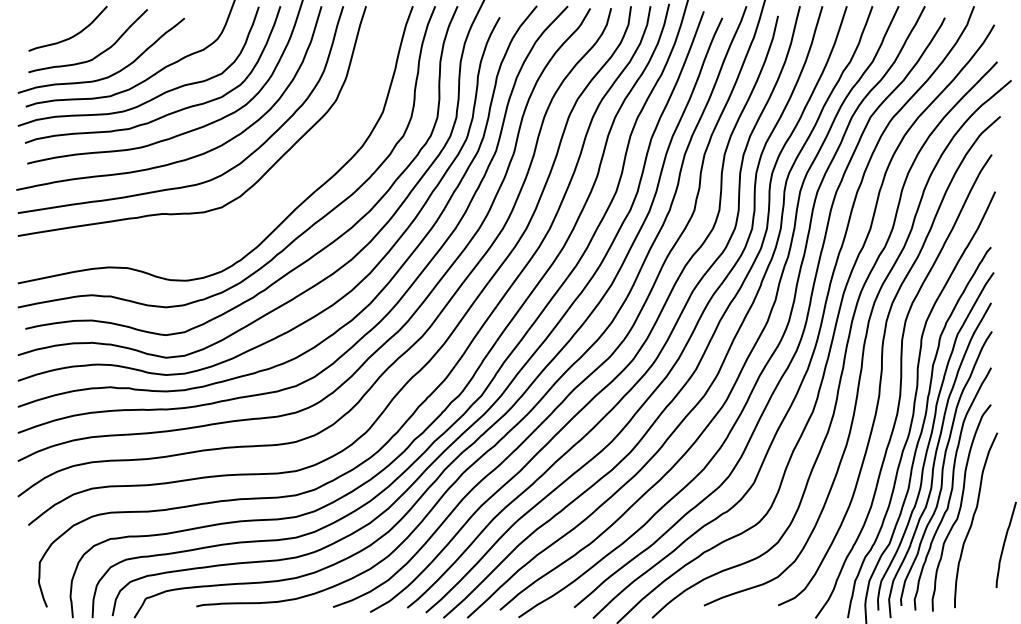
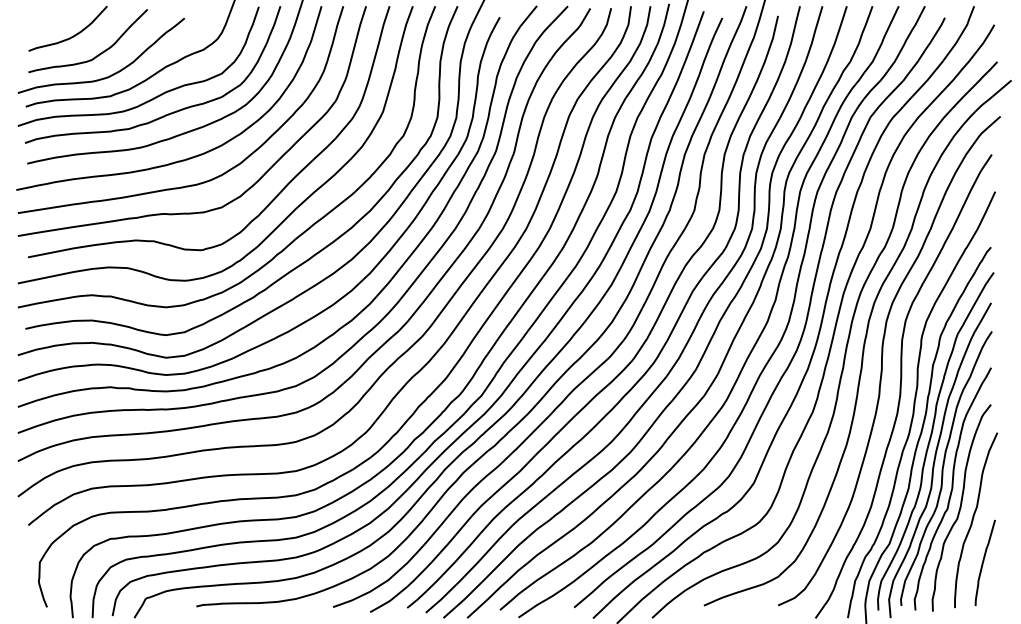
curve: none -> present (281, 189)
curve position: (1005, 543) -> (984, 561) (984, 561)
